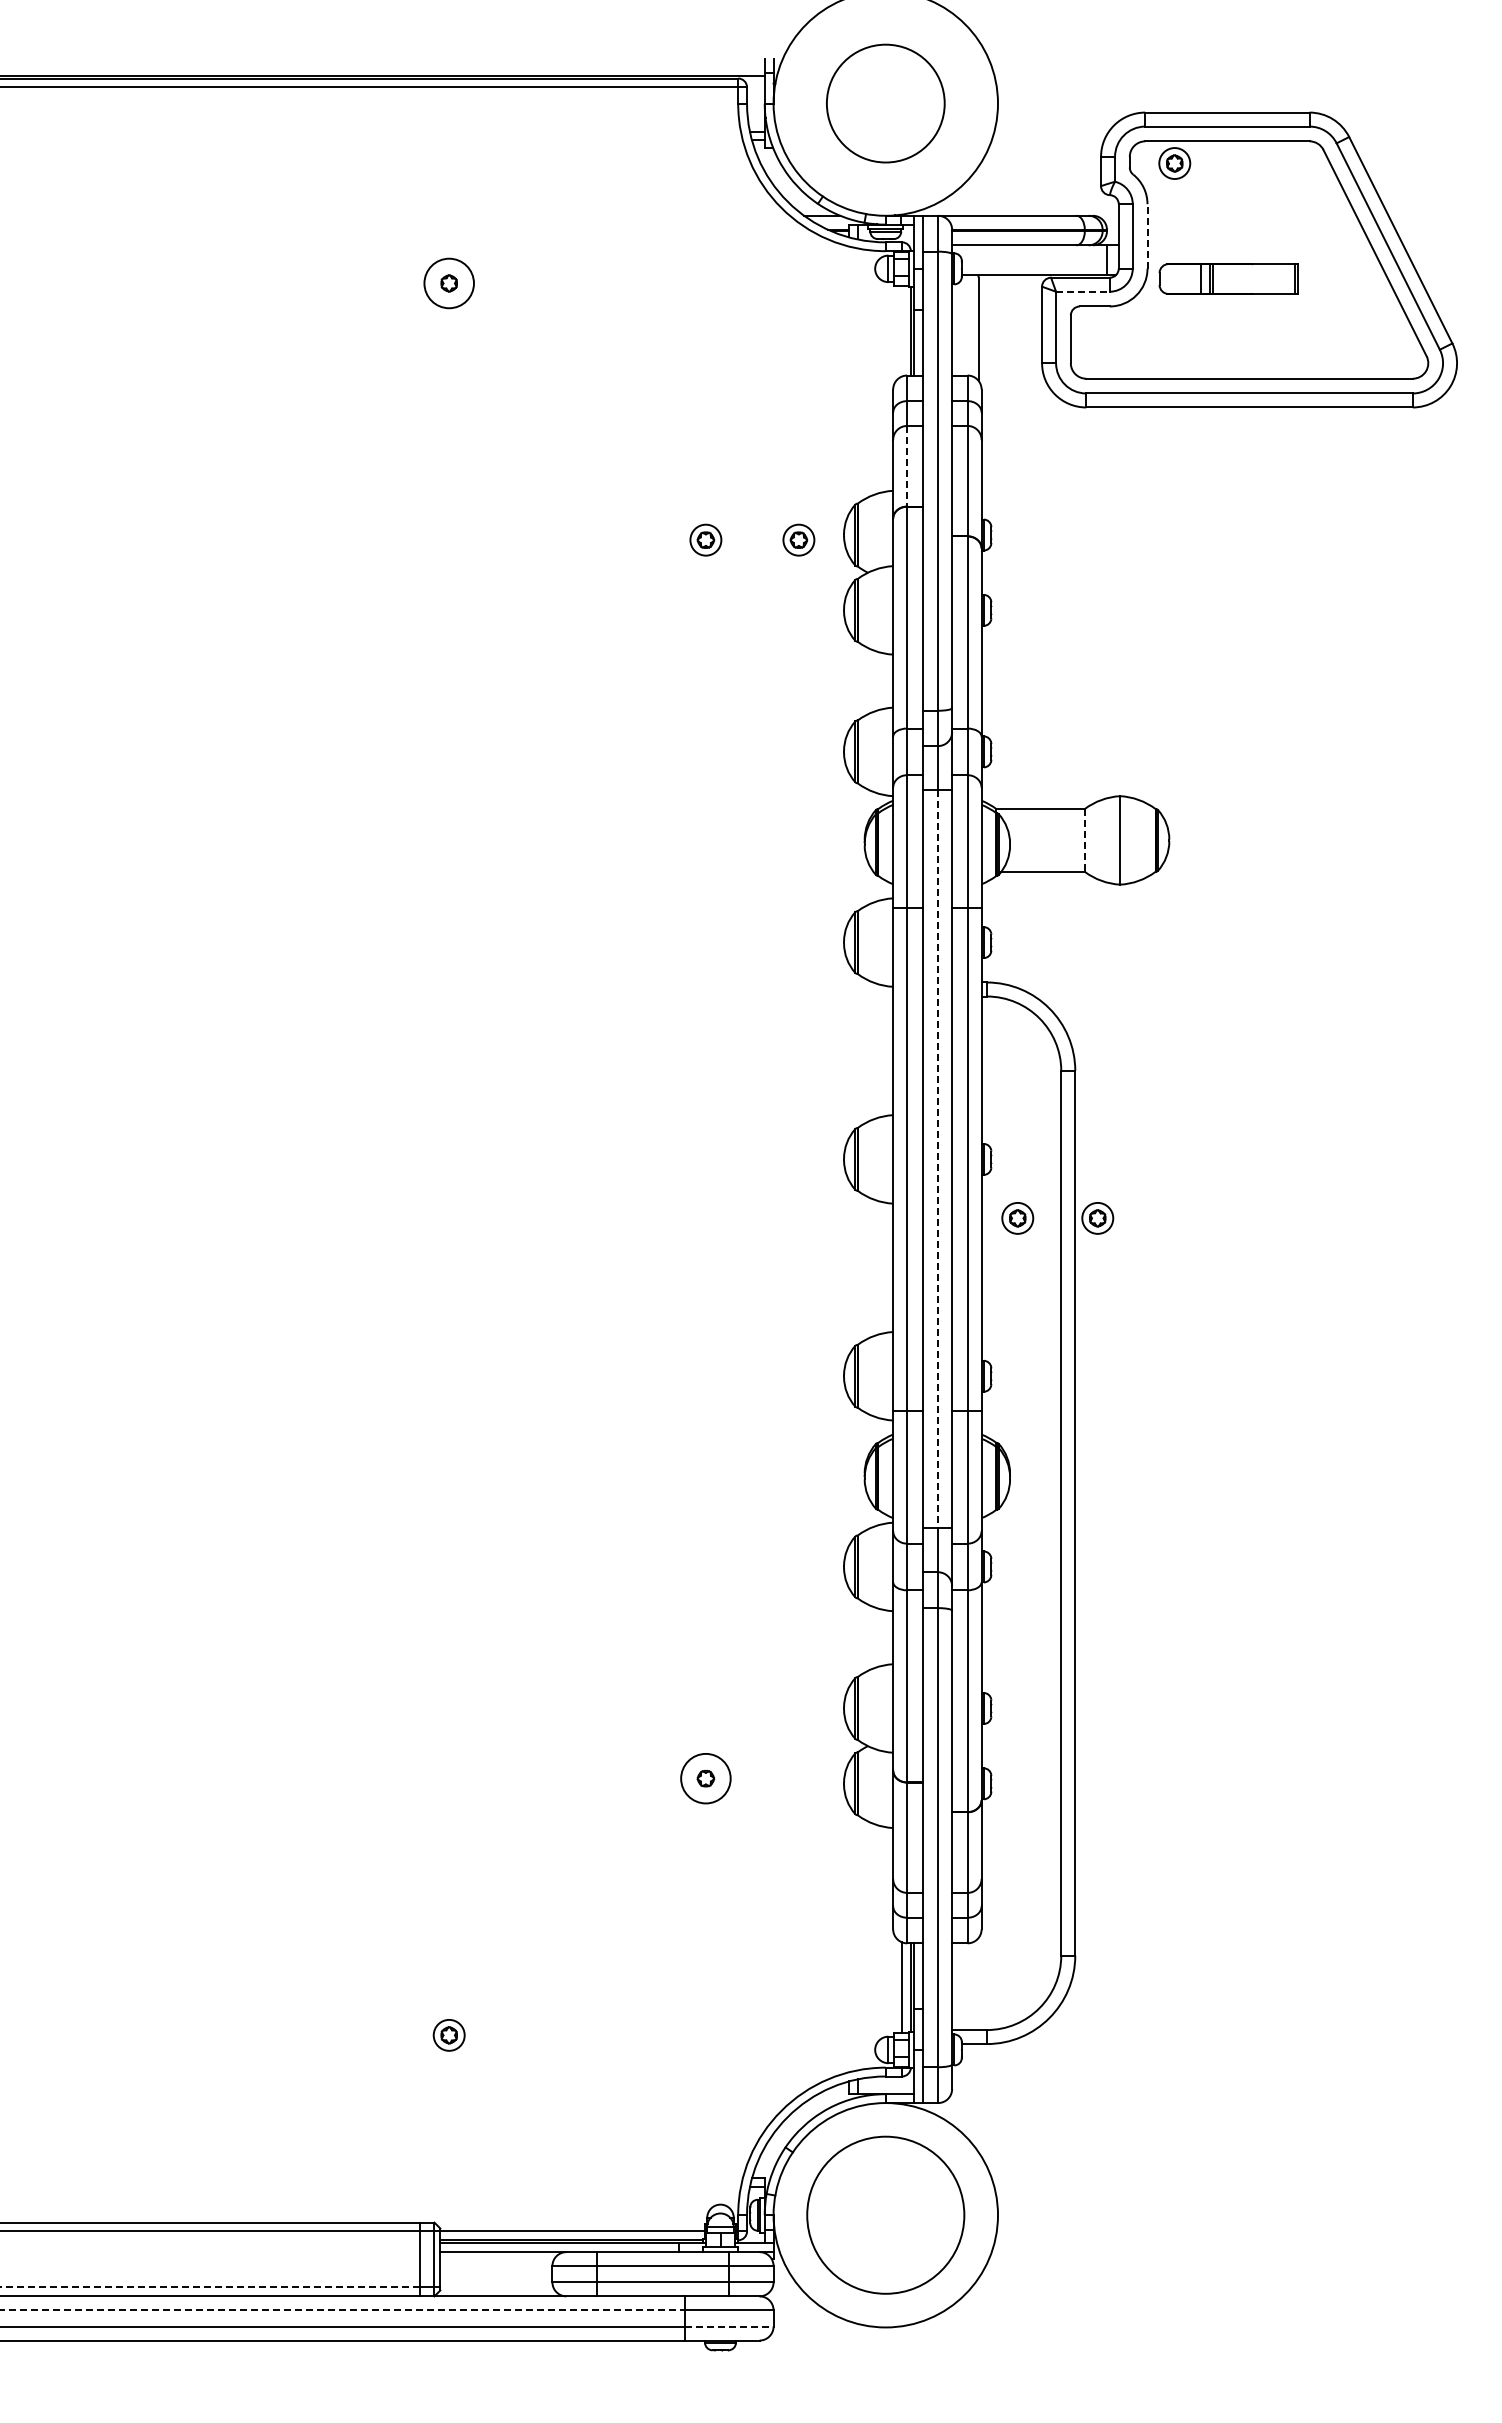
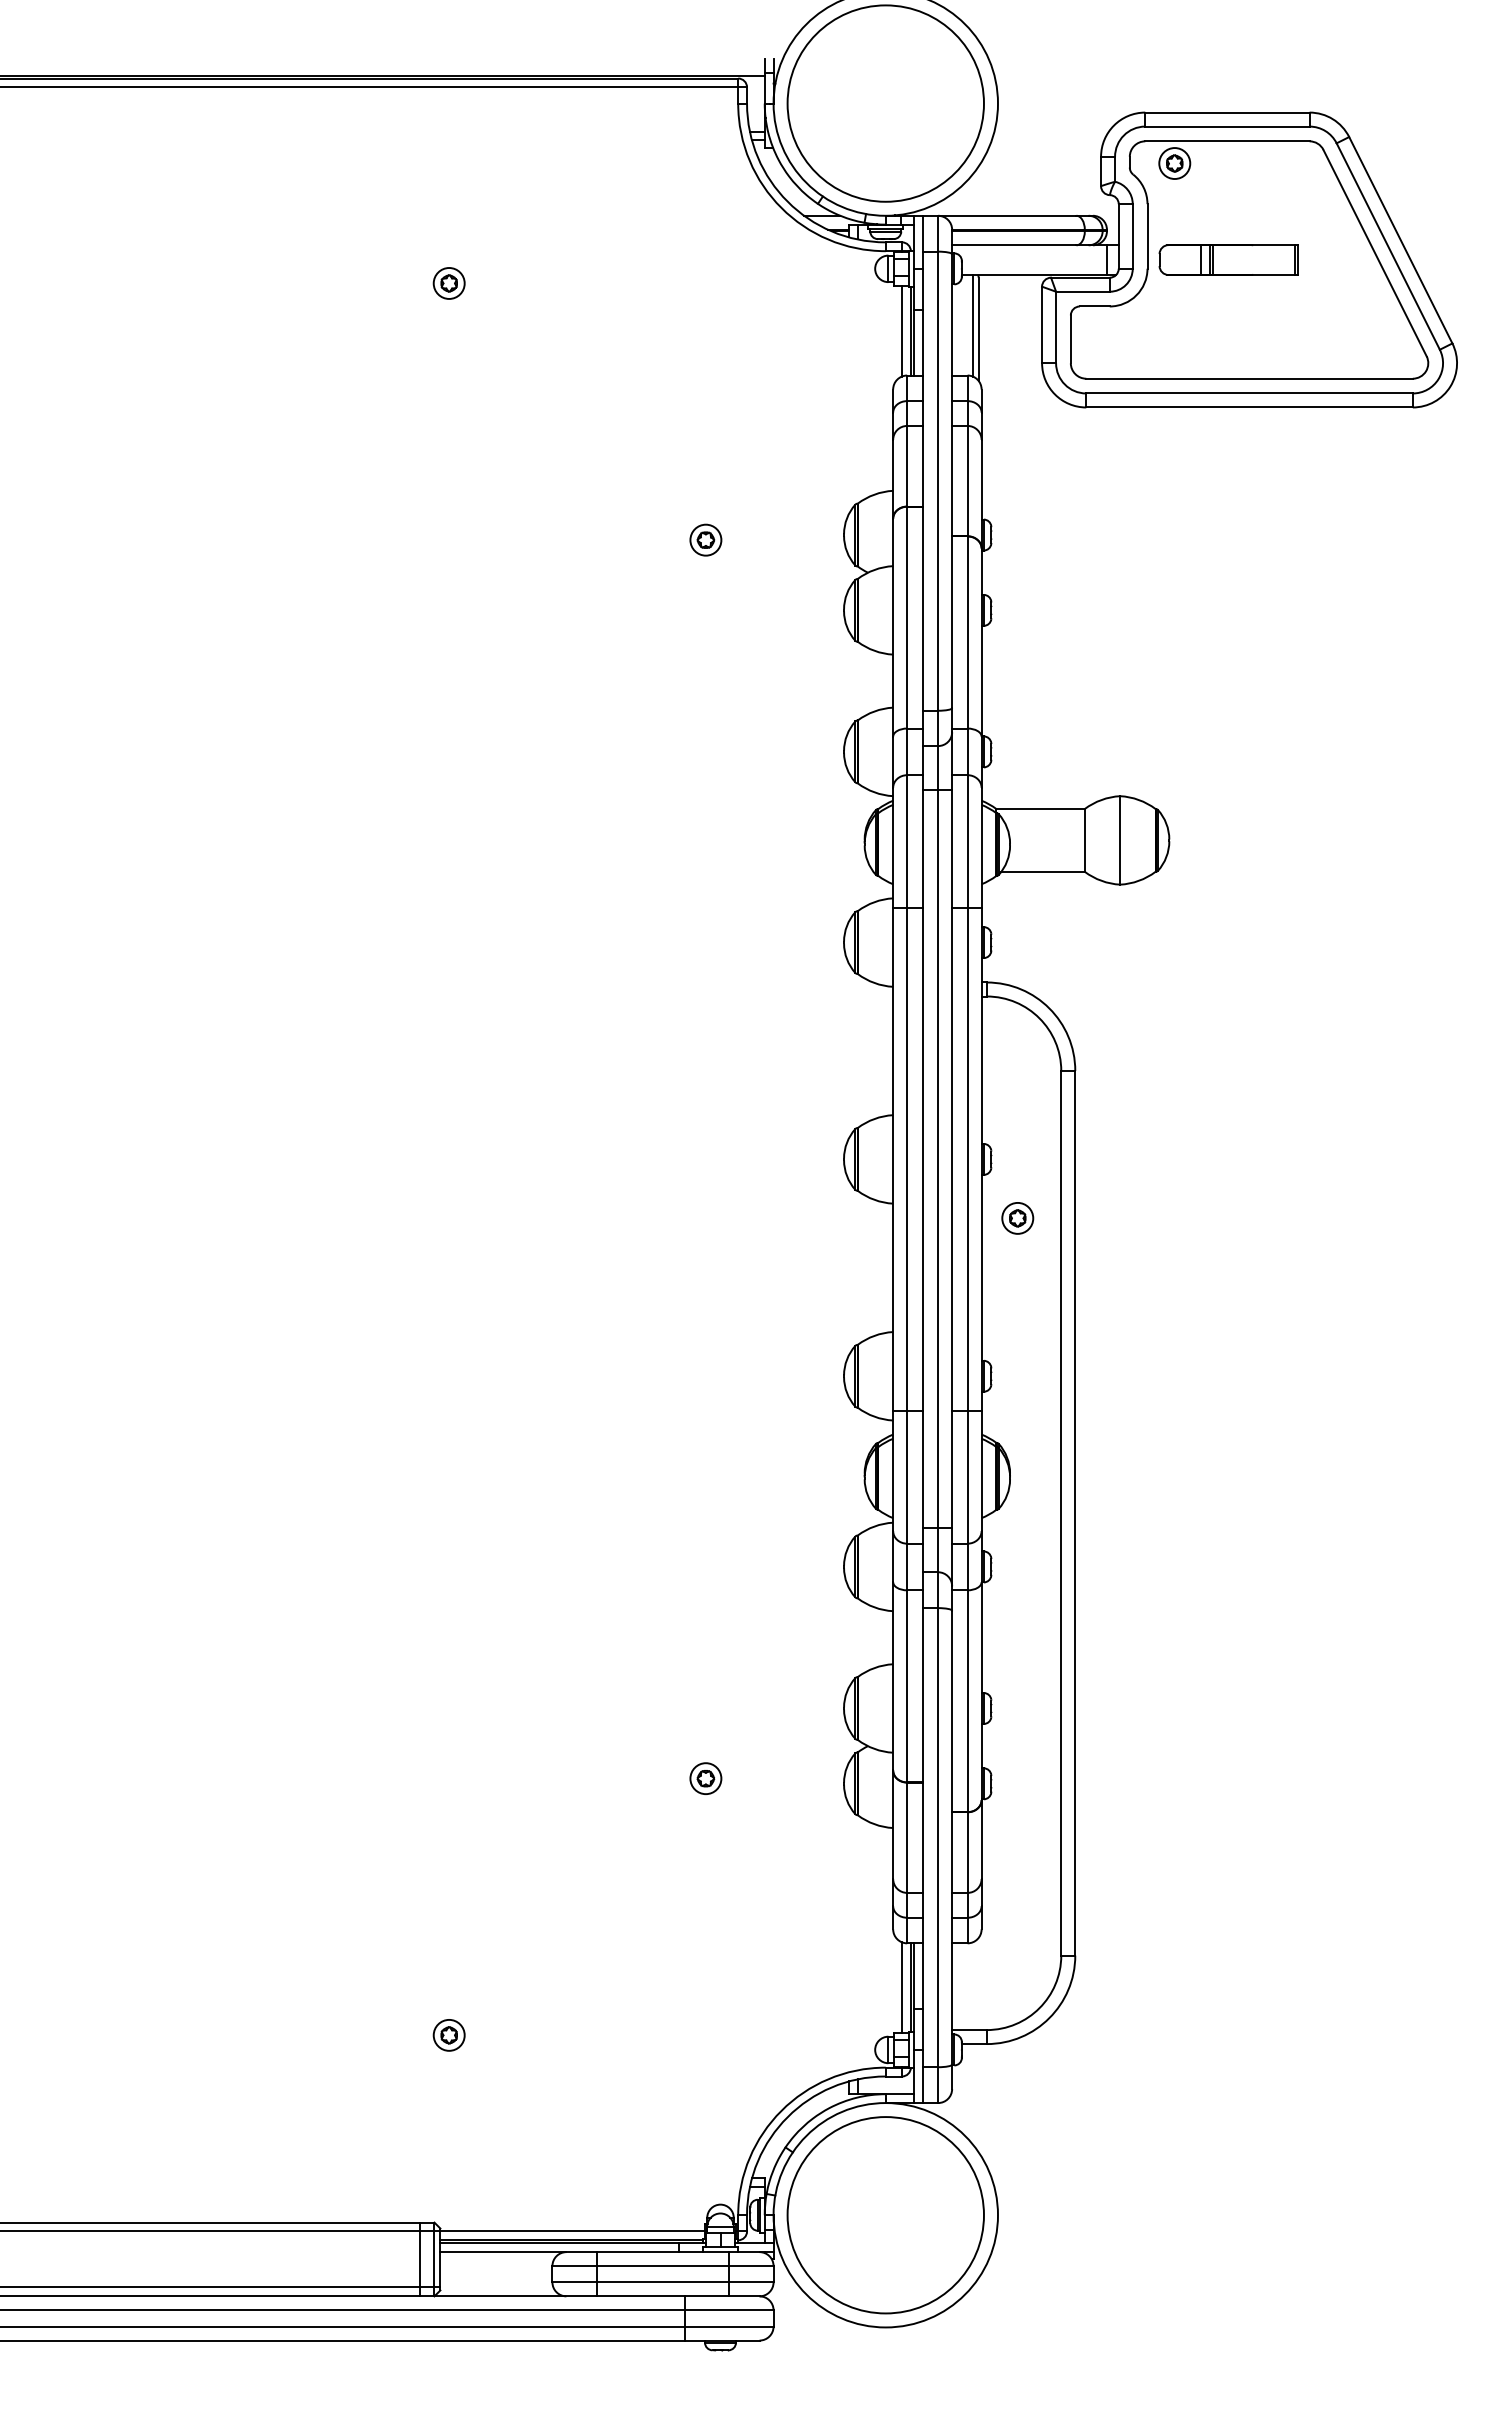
circle diameter: 118 px -> 196 px (885, 103)
line: dashed -> solid (1147, 235)
part position: (1228, 278) -> (1228, 259) (1228, 259)
circle diameter: 50 px -> 31 px (448, 283)
line: dashed -> solid (1082, 291)
line: none -> present (972, 325)
line: none -> present (902, 330)
line: dashed -> solid (907, 466)
part: present -> none (798, 539)
line: dashed -> solid (1084, 840)
line: dashed -> solid (938, 1159)
part: present -> none (1097, 1218)
circle diameter: 50 px -> 31 px (705, 1778)
circle diameter: 157 px -> 196 px (885, 2215)
line: dashed -> solid (209, 2287)
line: dashed -> solid (343, 2310)
line: dashed -> solid (729, 2326)
